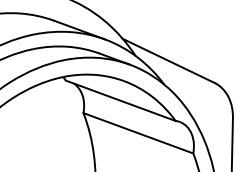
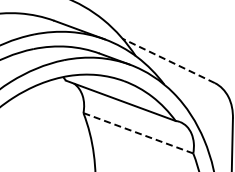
line: solid -> dashed (168, 60)
line: solid -> dashed (138, 133)
